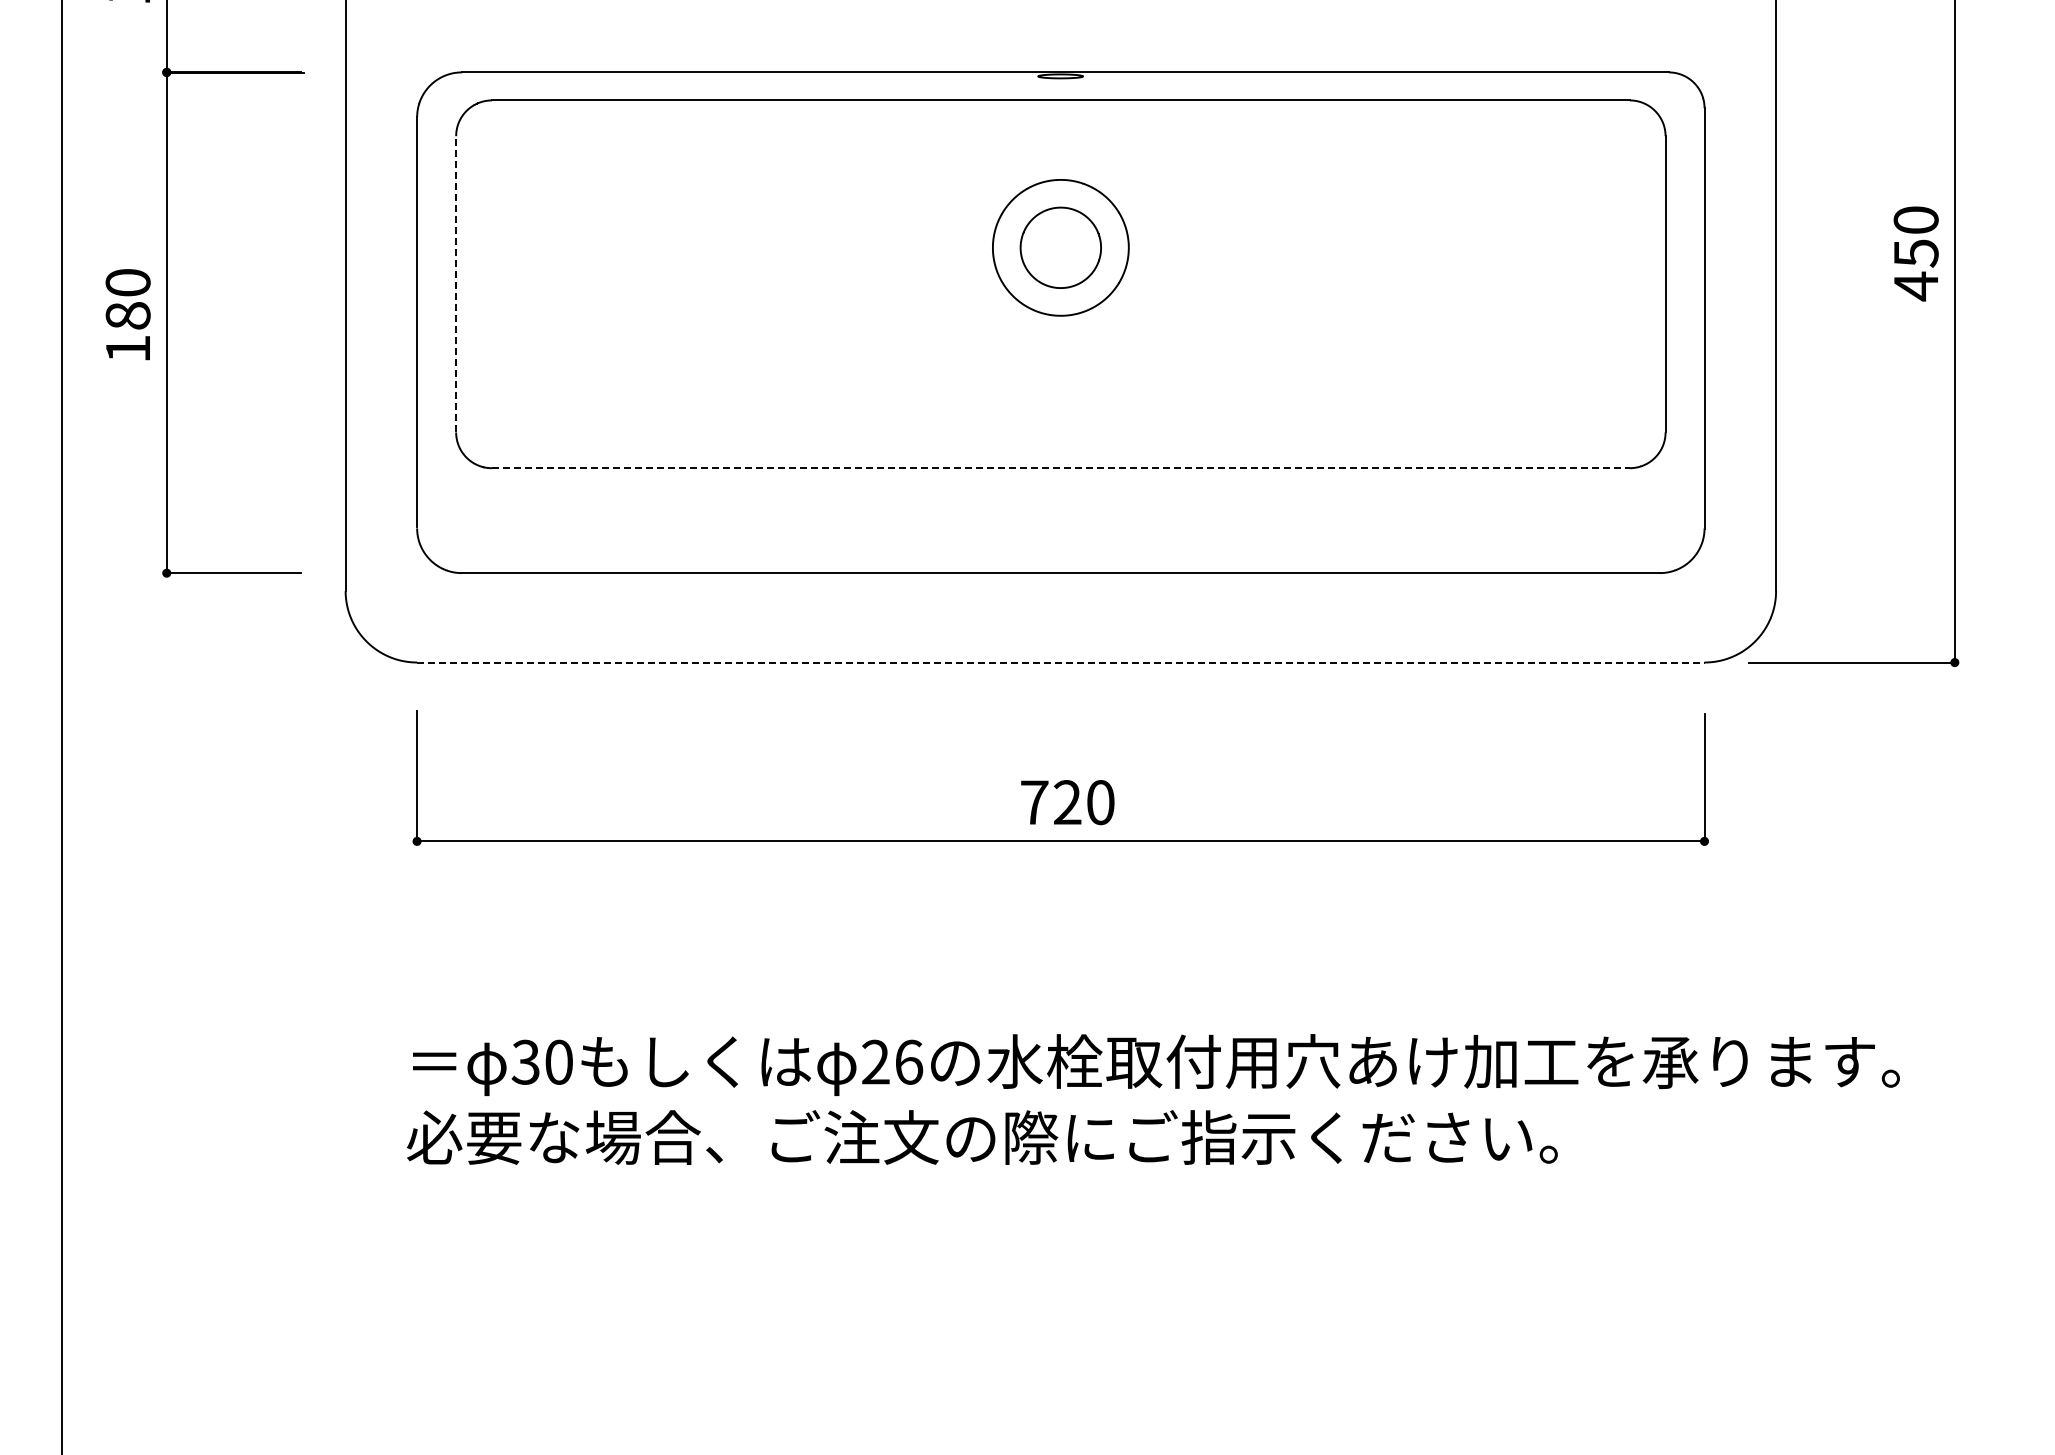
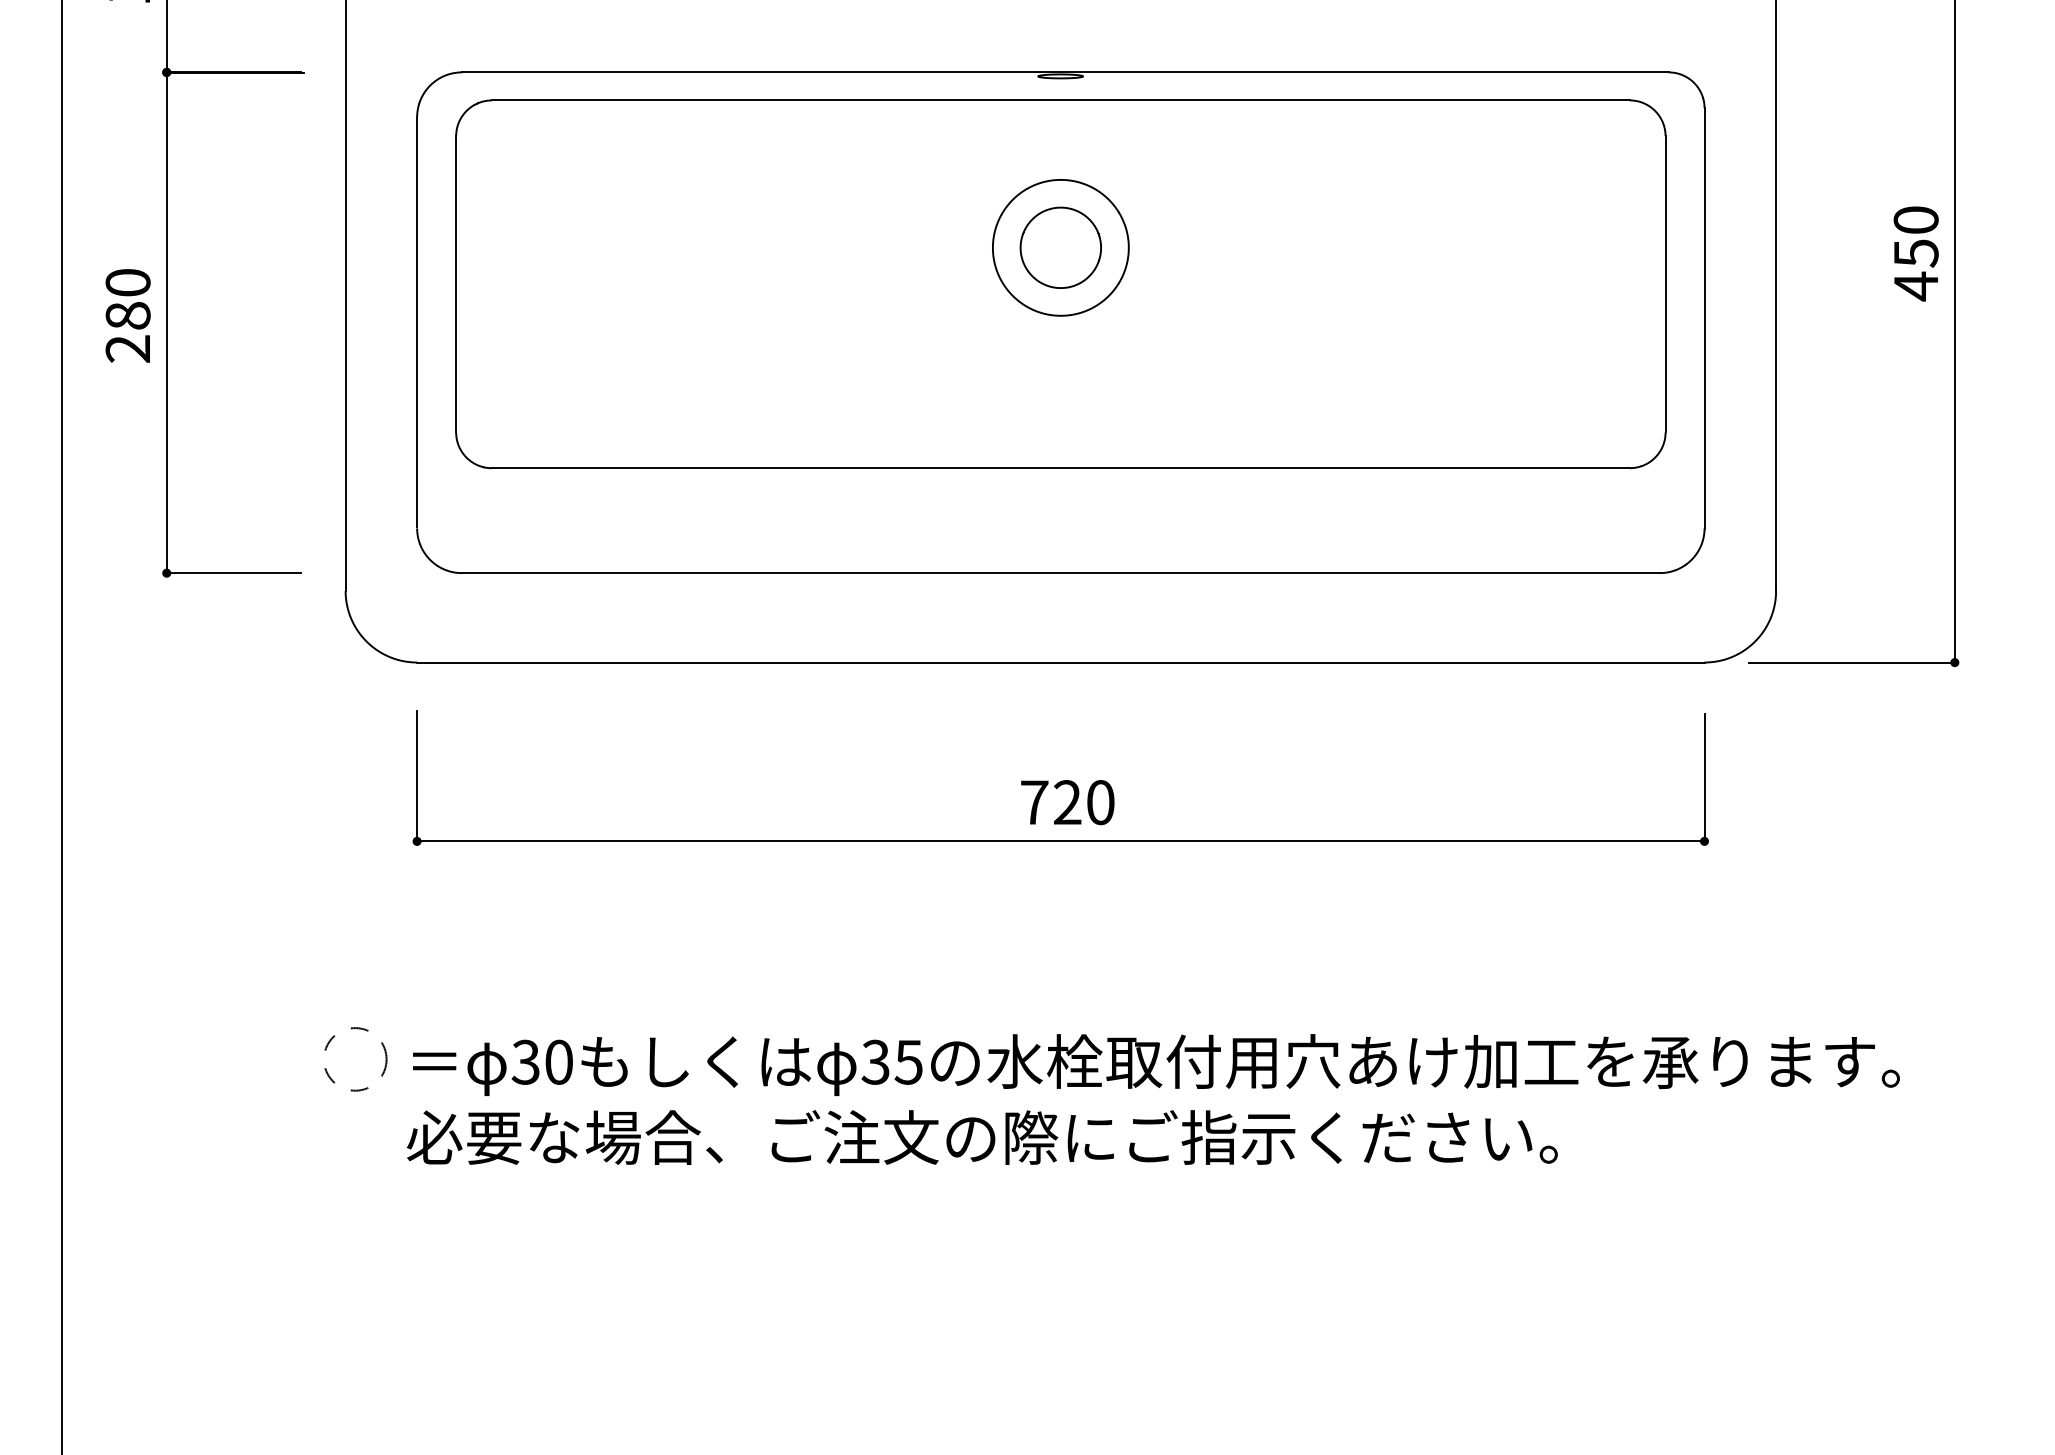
line: dashed -> solid (456, 283)
text: 180 -> 280 (127, 348)
line: dashed -> solid (1060, 468)
line: dashed -> solid (1060, 662)
circle: none -> present (355, 1059)
text: 26 -> 35 (892, 1061)
